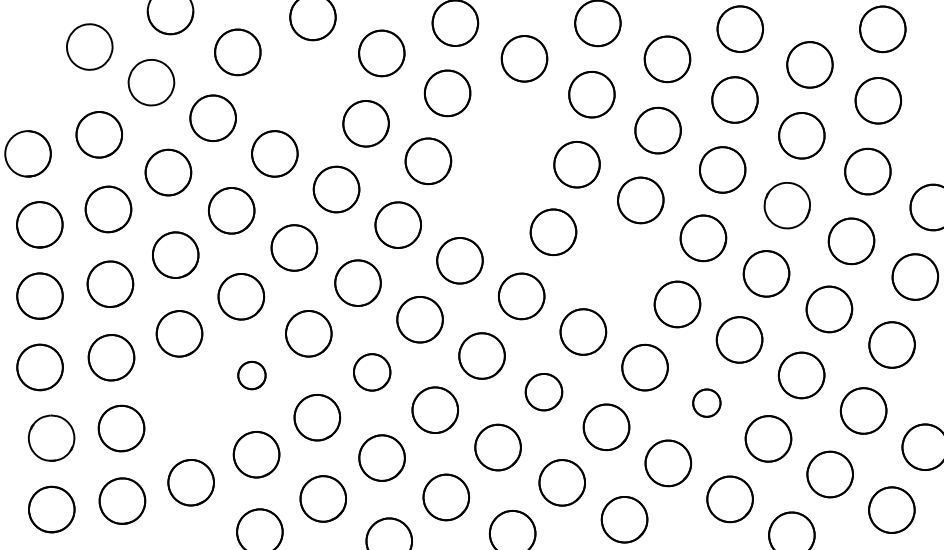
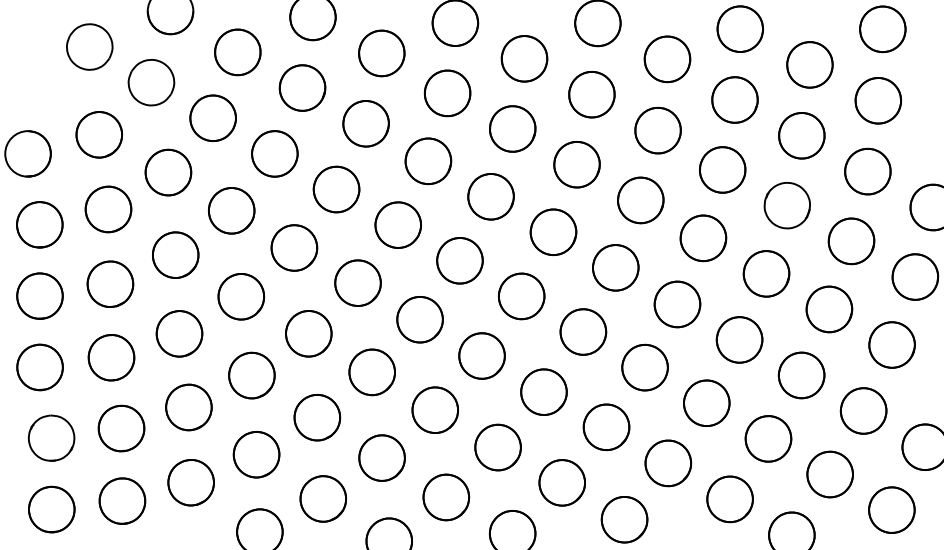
part: none -> present (302, 87)
circle: none -> present (512, 128)
circle: none -> present (490, 196)
circle: none -> present (615, 267)
part size: 39x39 px -> 48x49 px (371, 372)
part size: 30x31 px -> 48x49 px (251, 375)
circle size: 40x39 px -> 48x48 px (543, 391)
circle size: 30x30 px -> 48x48 px (706, 402)
part: none -> present (188, 407)
